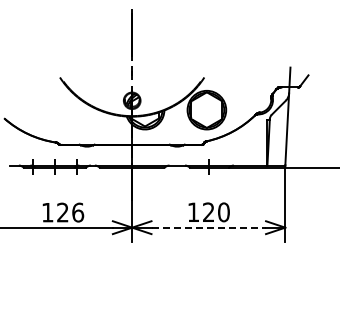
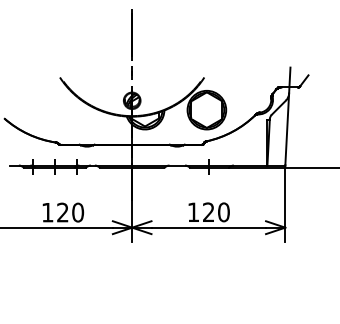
text: 126 -> 120 (78, 212)
line: dashed -> solid (209, 227)
